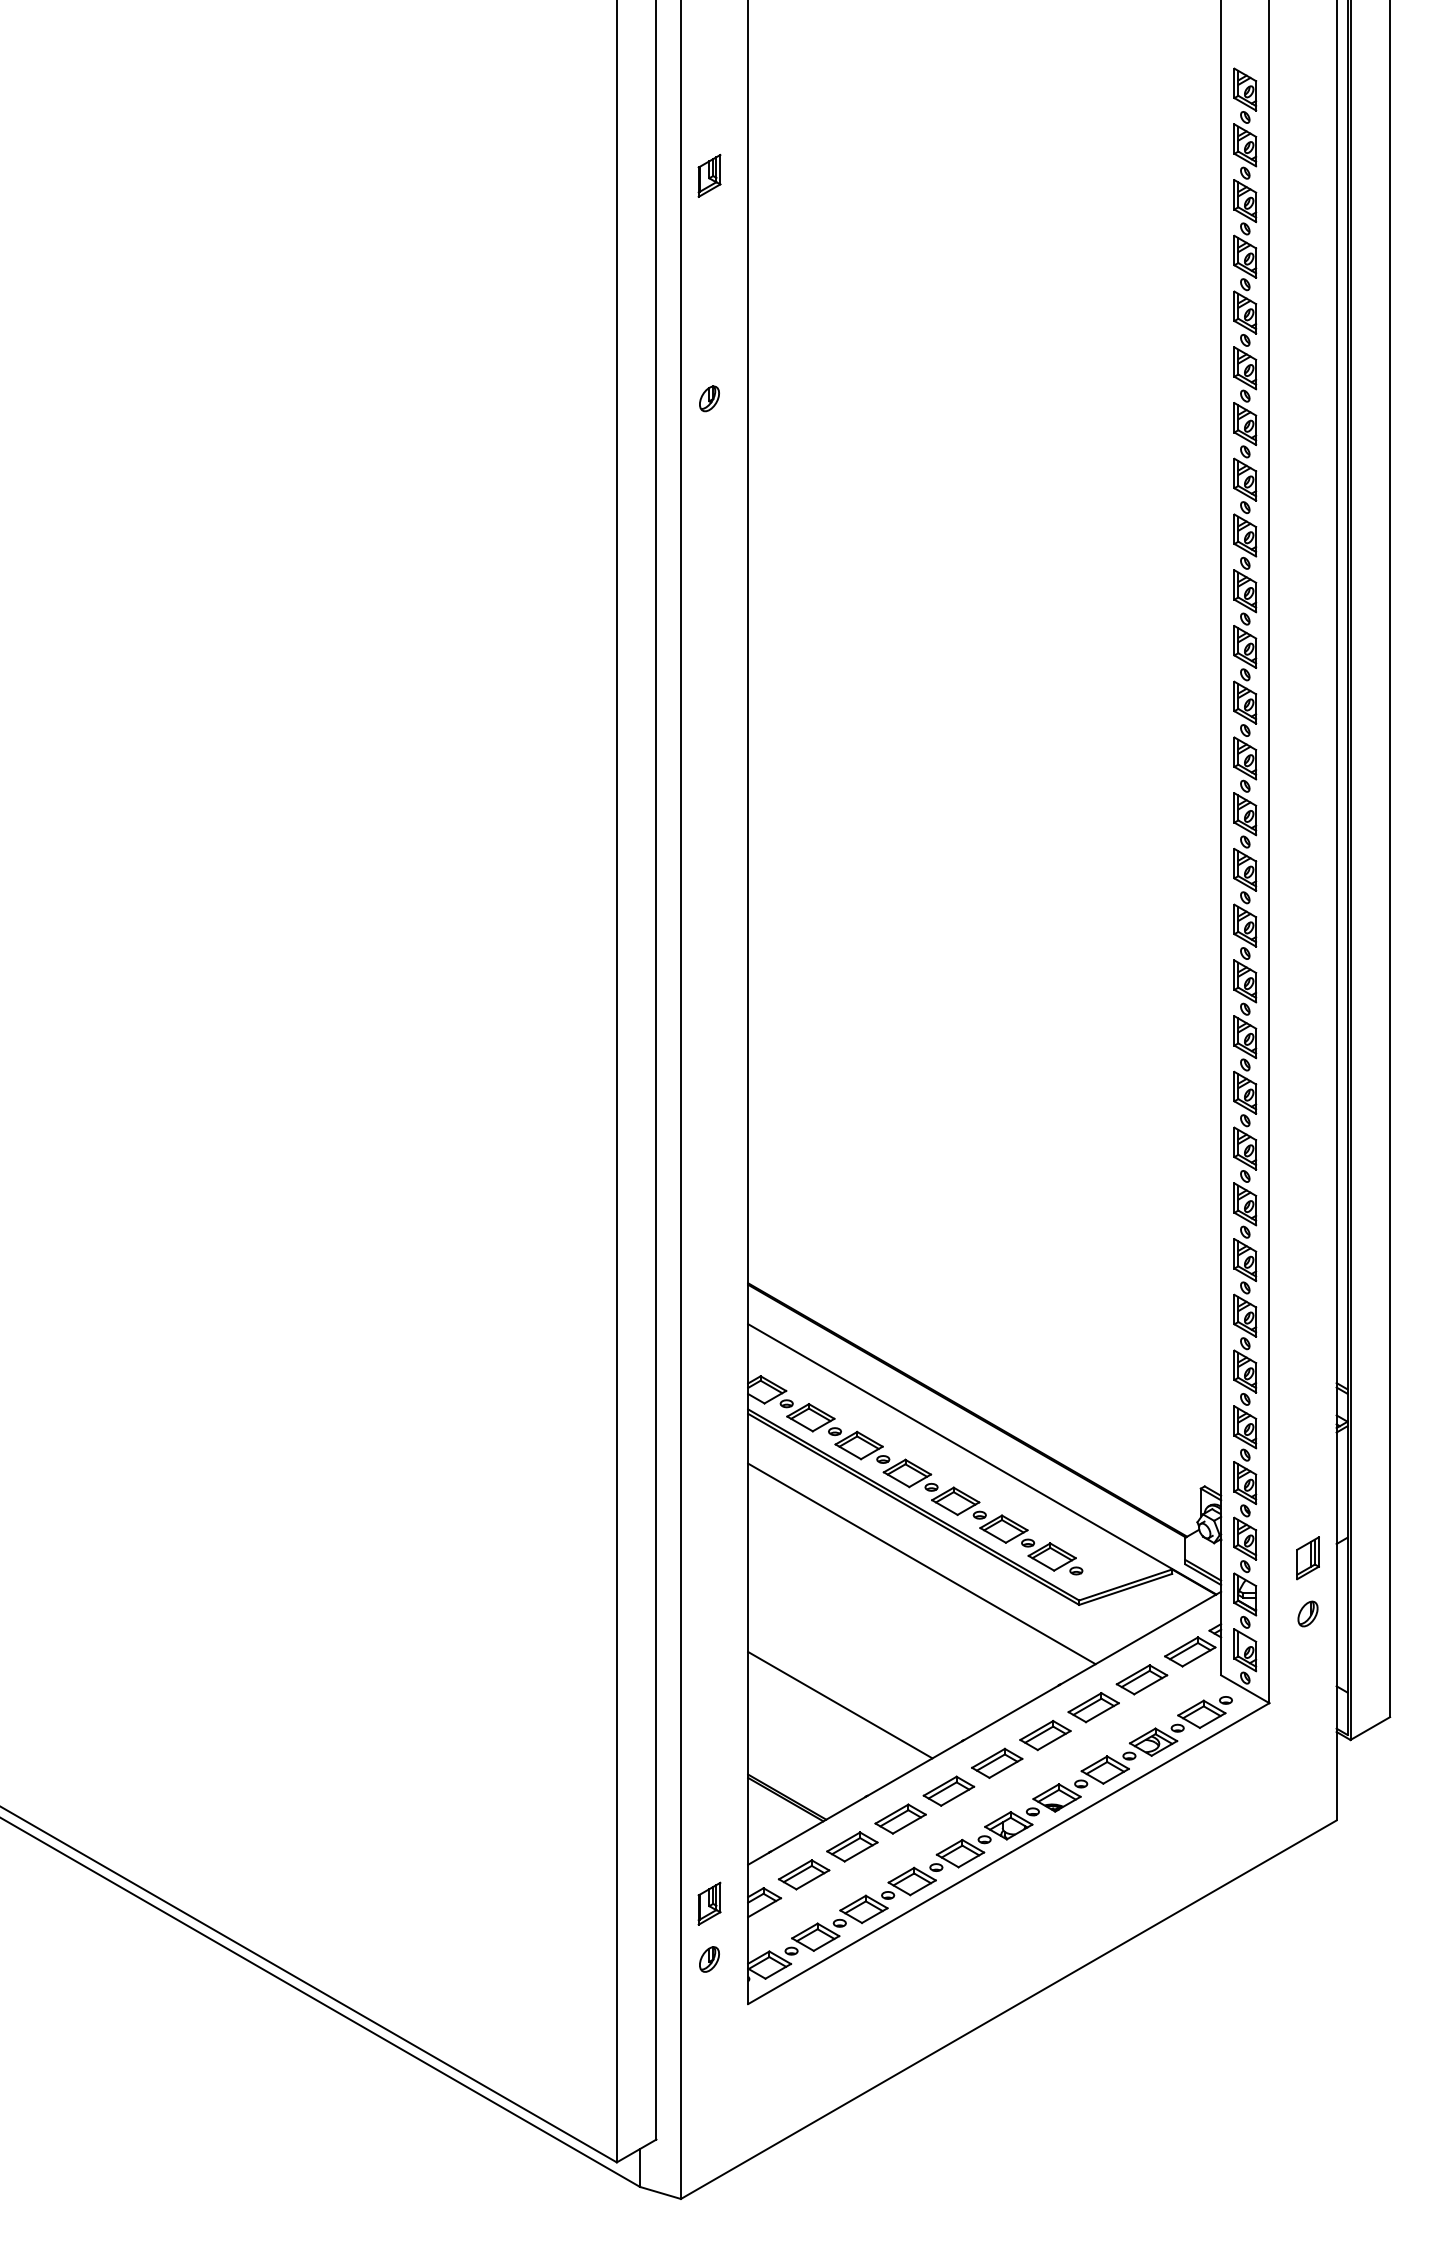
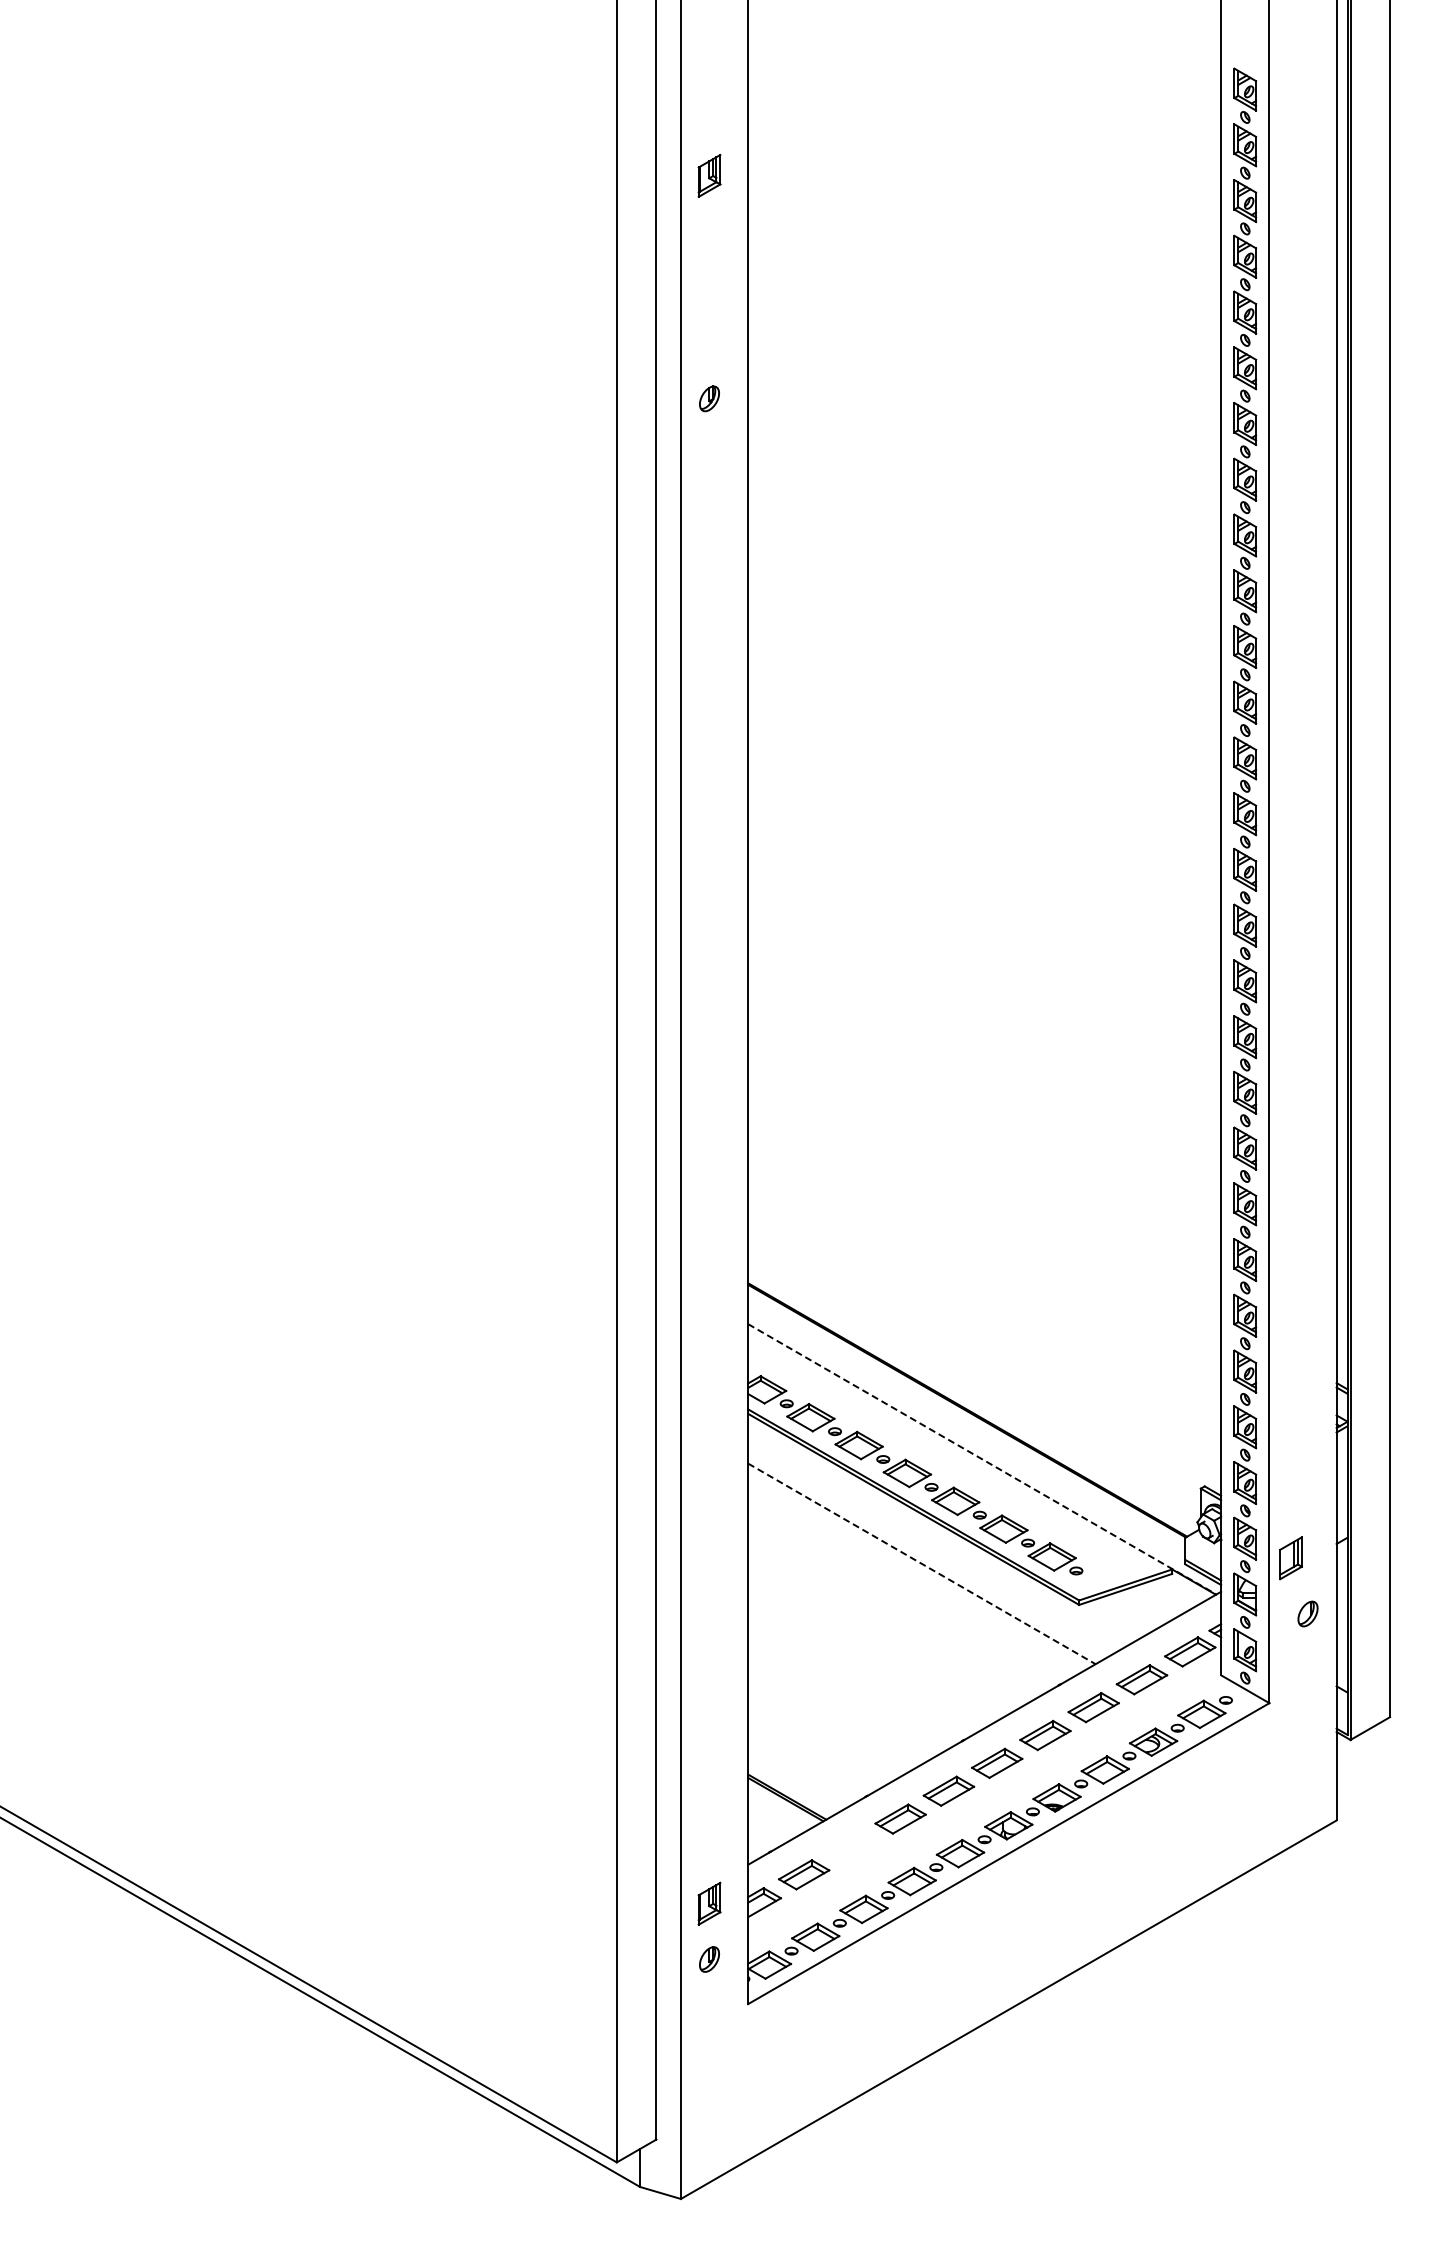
line: solid -> dashed (982, 1459)
part position: (1307, 1558) -> (1290, 1558) (1290, 1558)
line: solid -> dashed (921, 1563)
line: present -> none (840, 1704)
part: present -> none (852, 1846)
